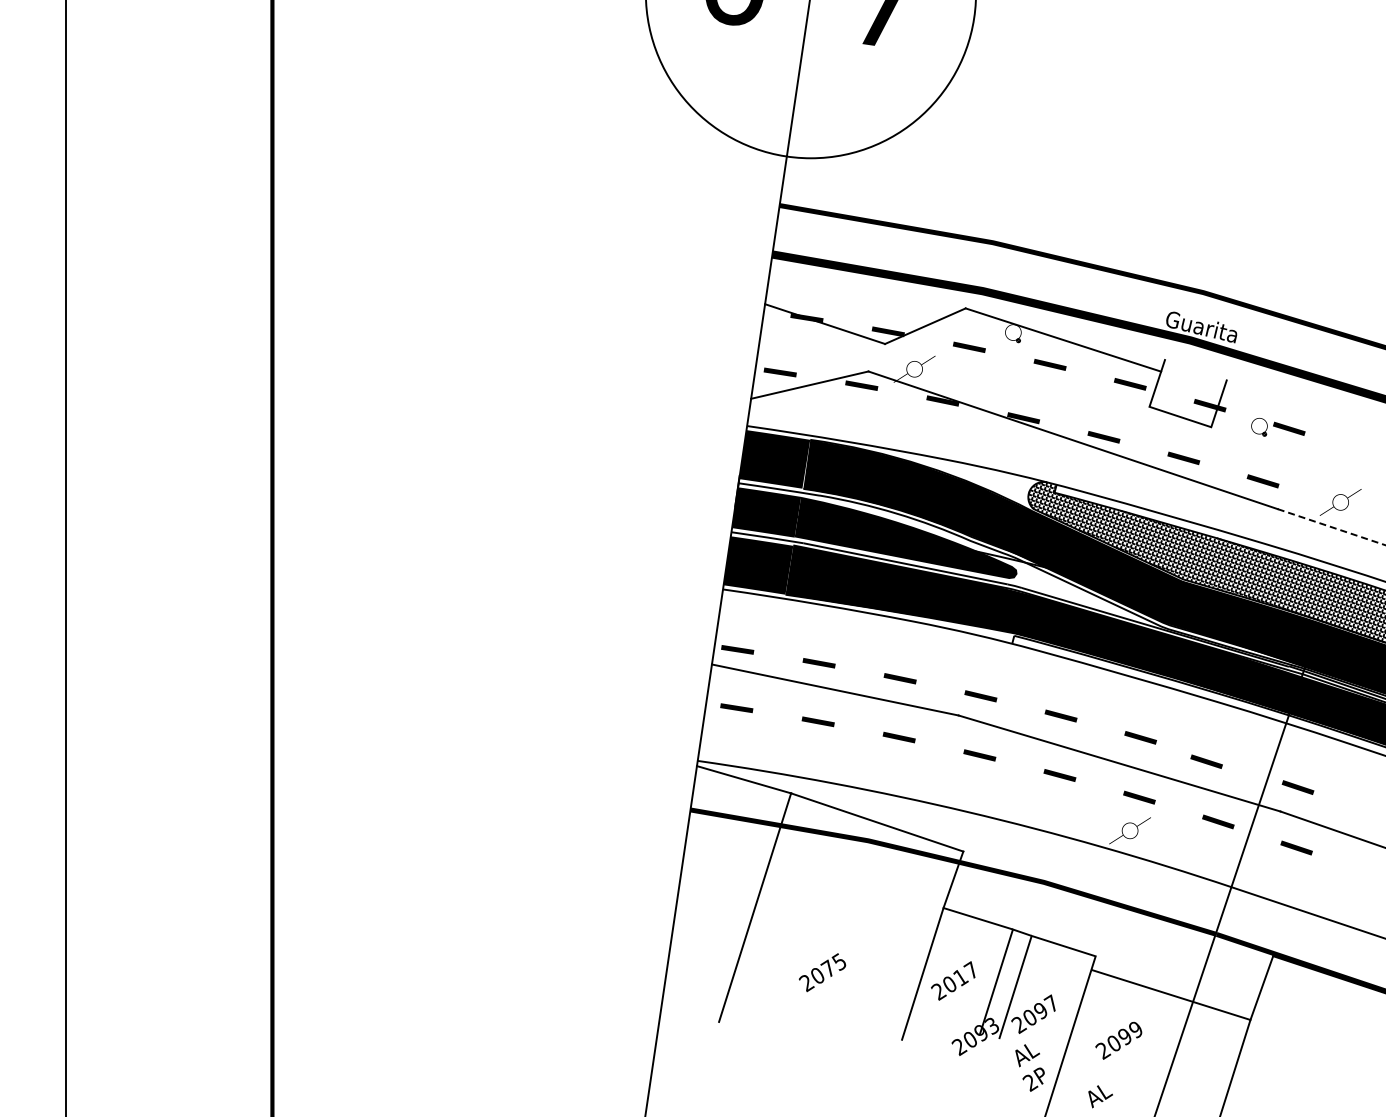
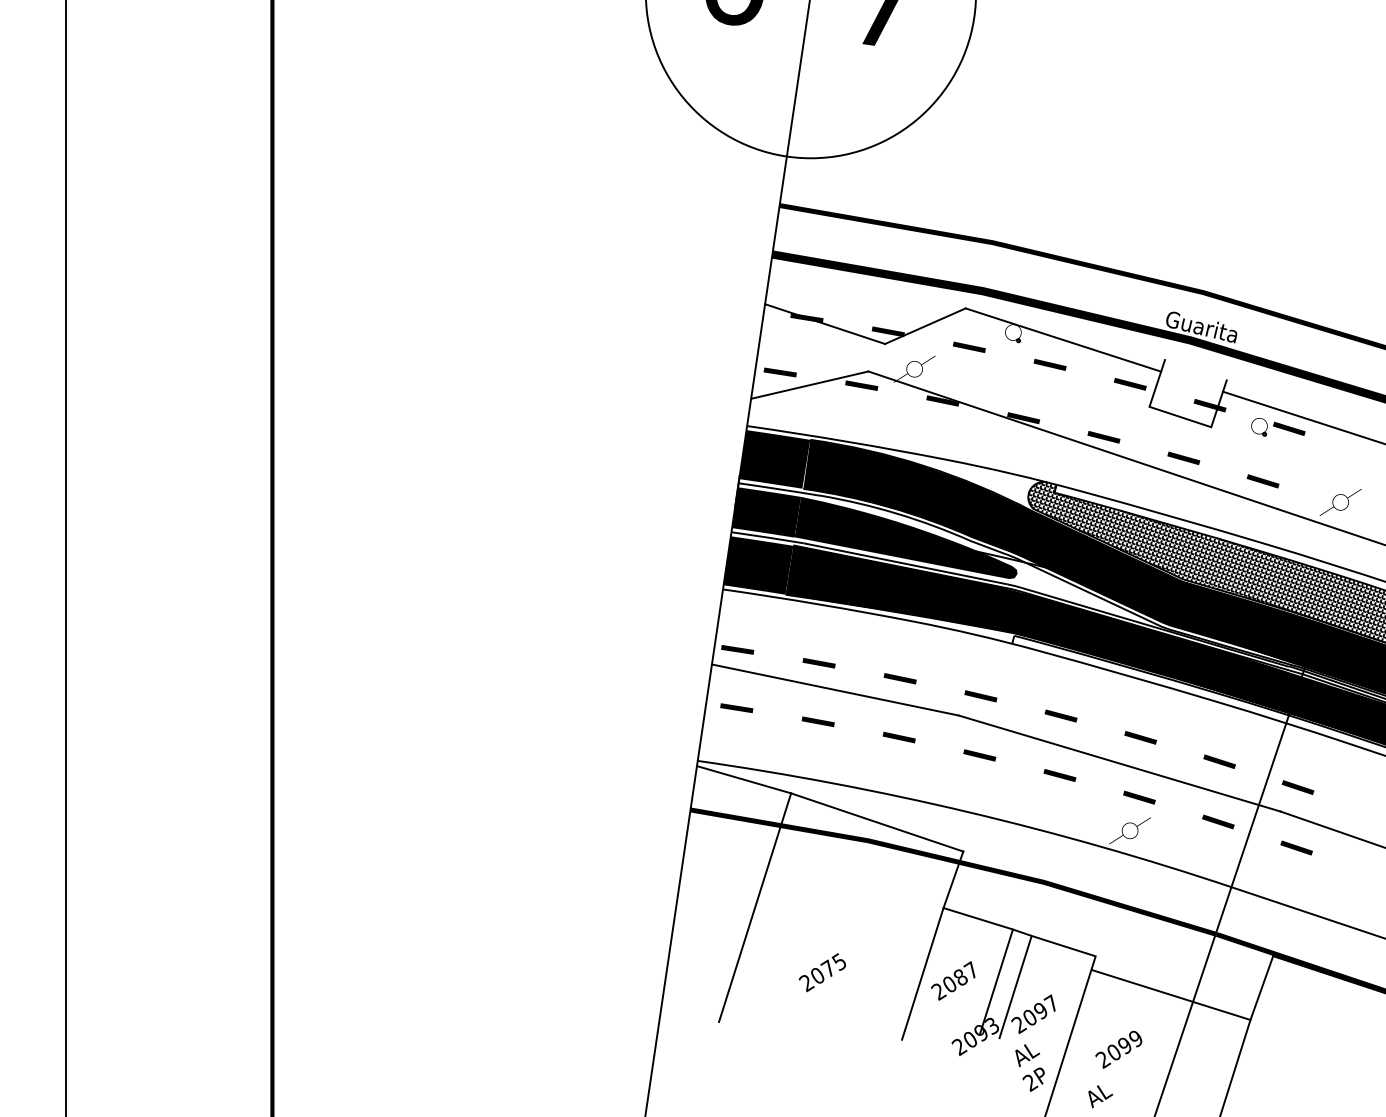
line: none -> present (1302, 417)
line: dashed -> solid (1331, 527)
part position: (1206, 761) -> (1219, 761) (1219, 761)
text: 2017 -> 2087 (960, 977)
text position: (1118, 1040) -> (1118, 1049) (1118, 1049)
